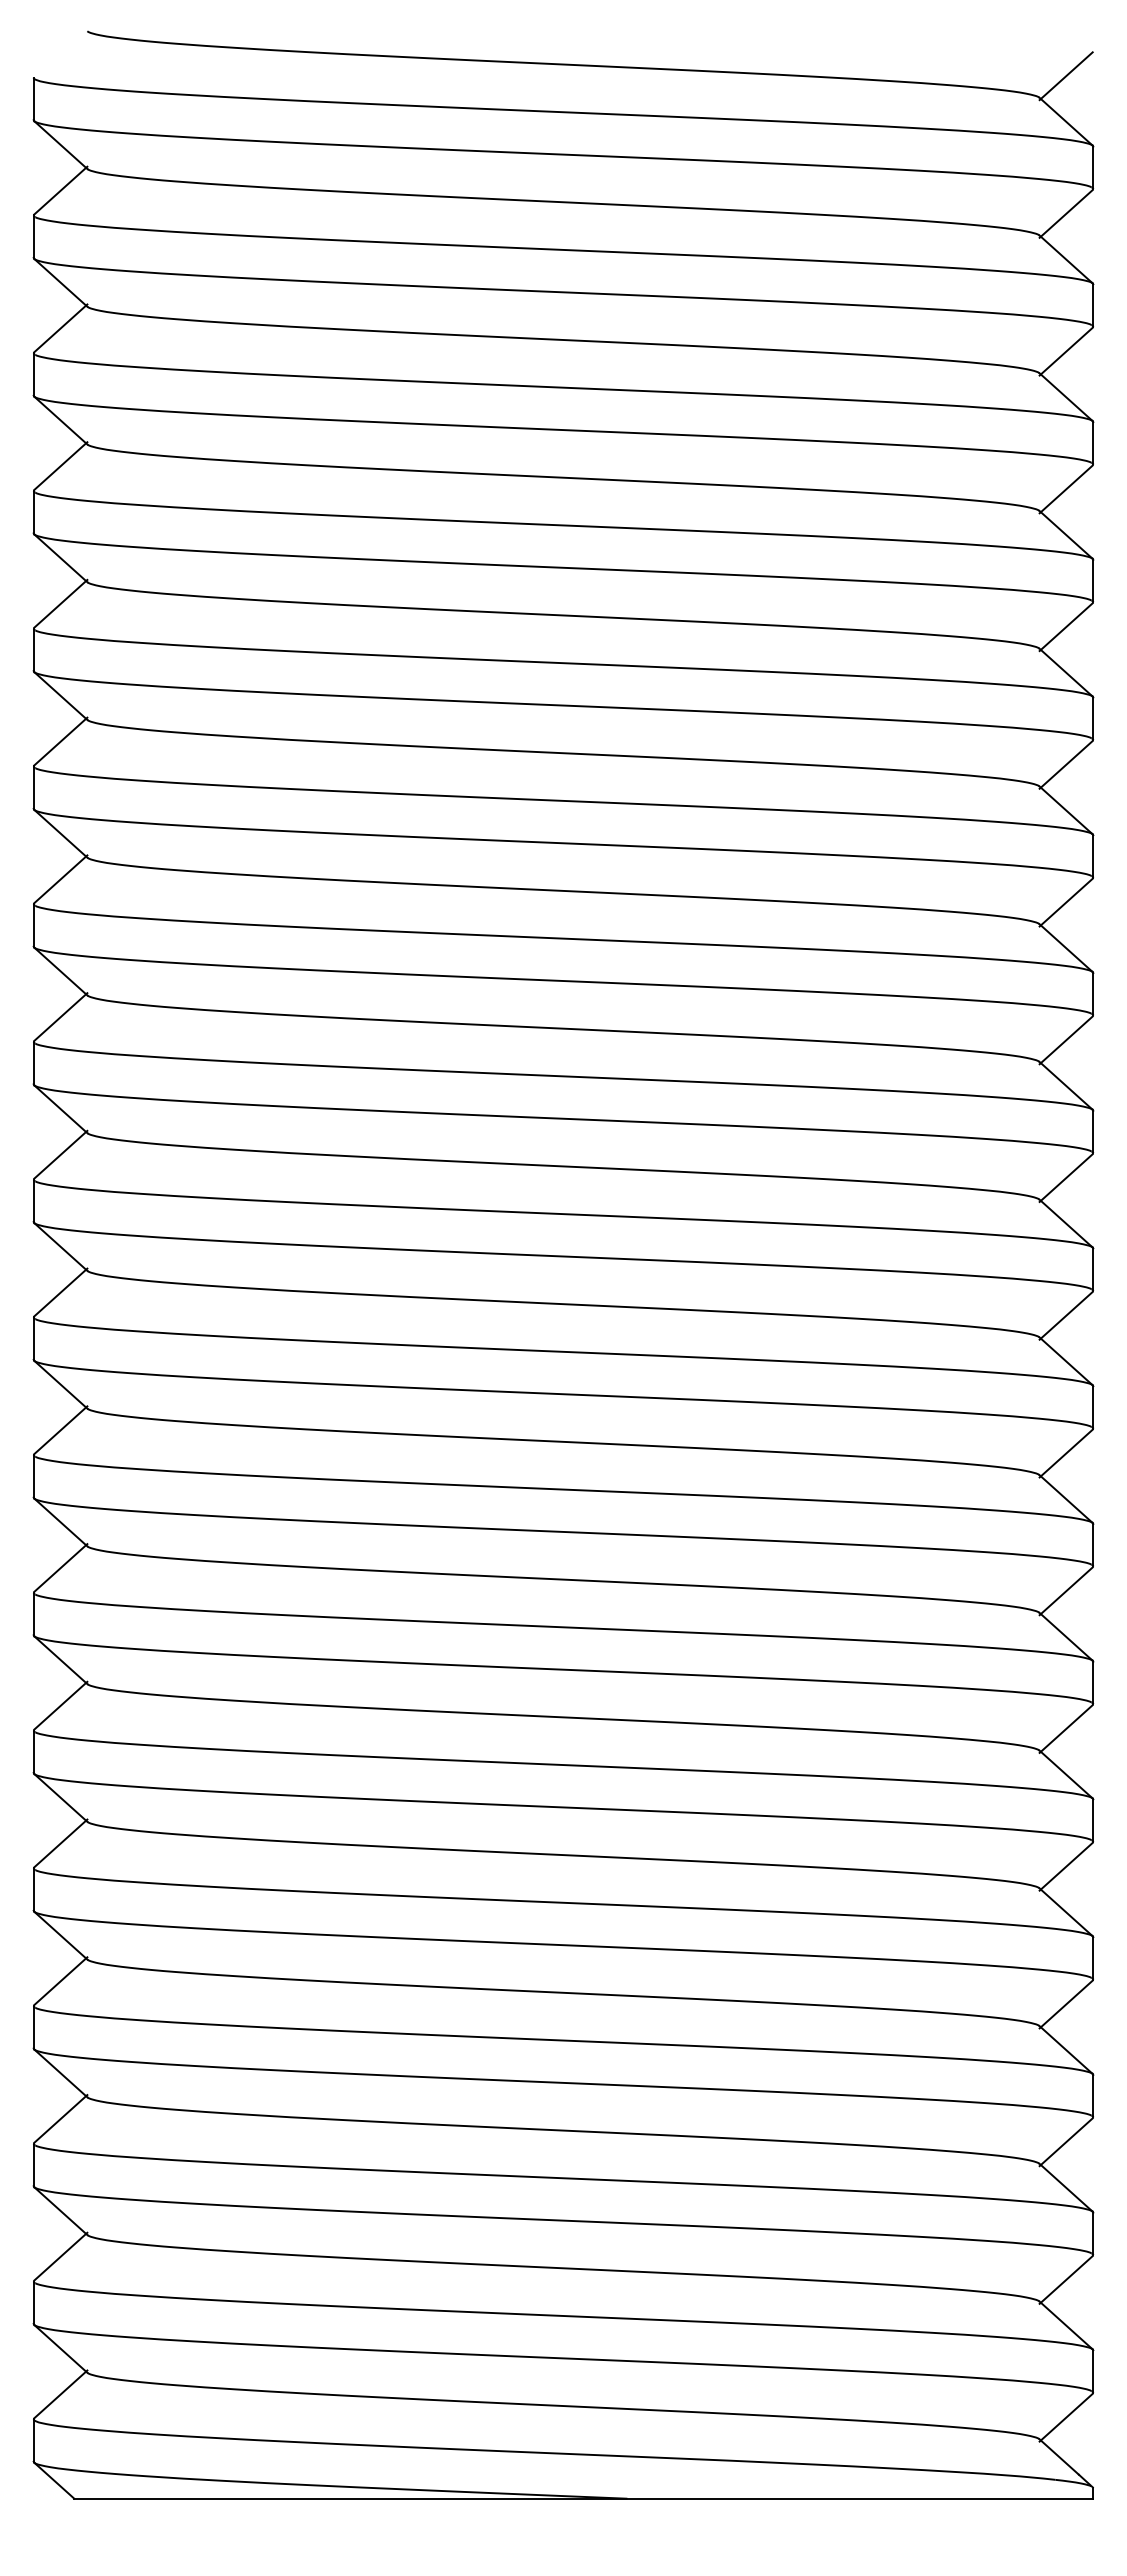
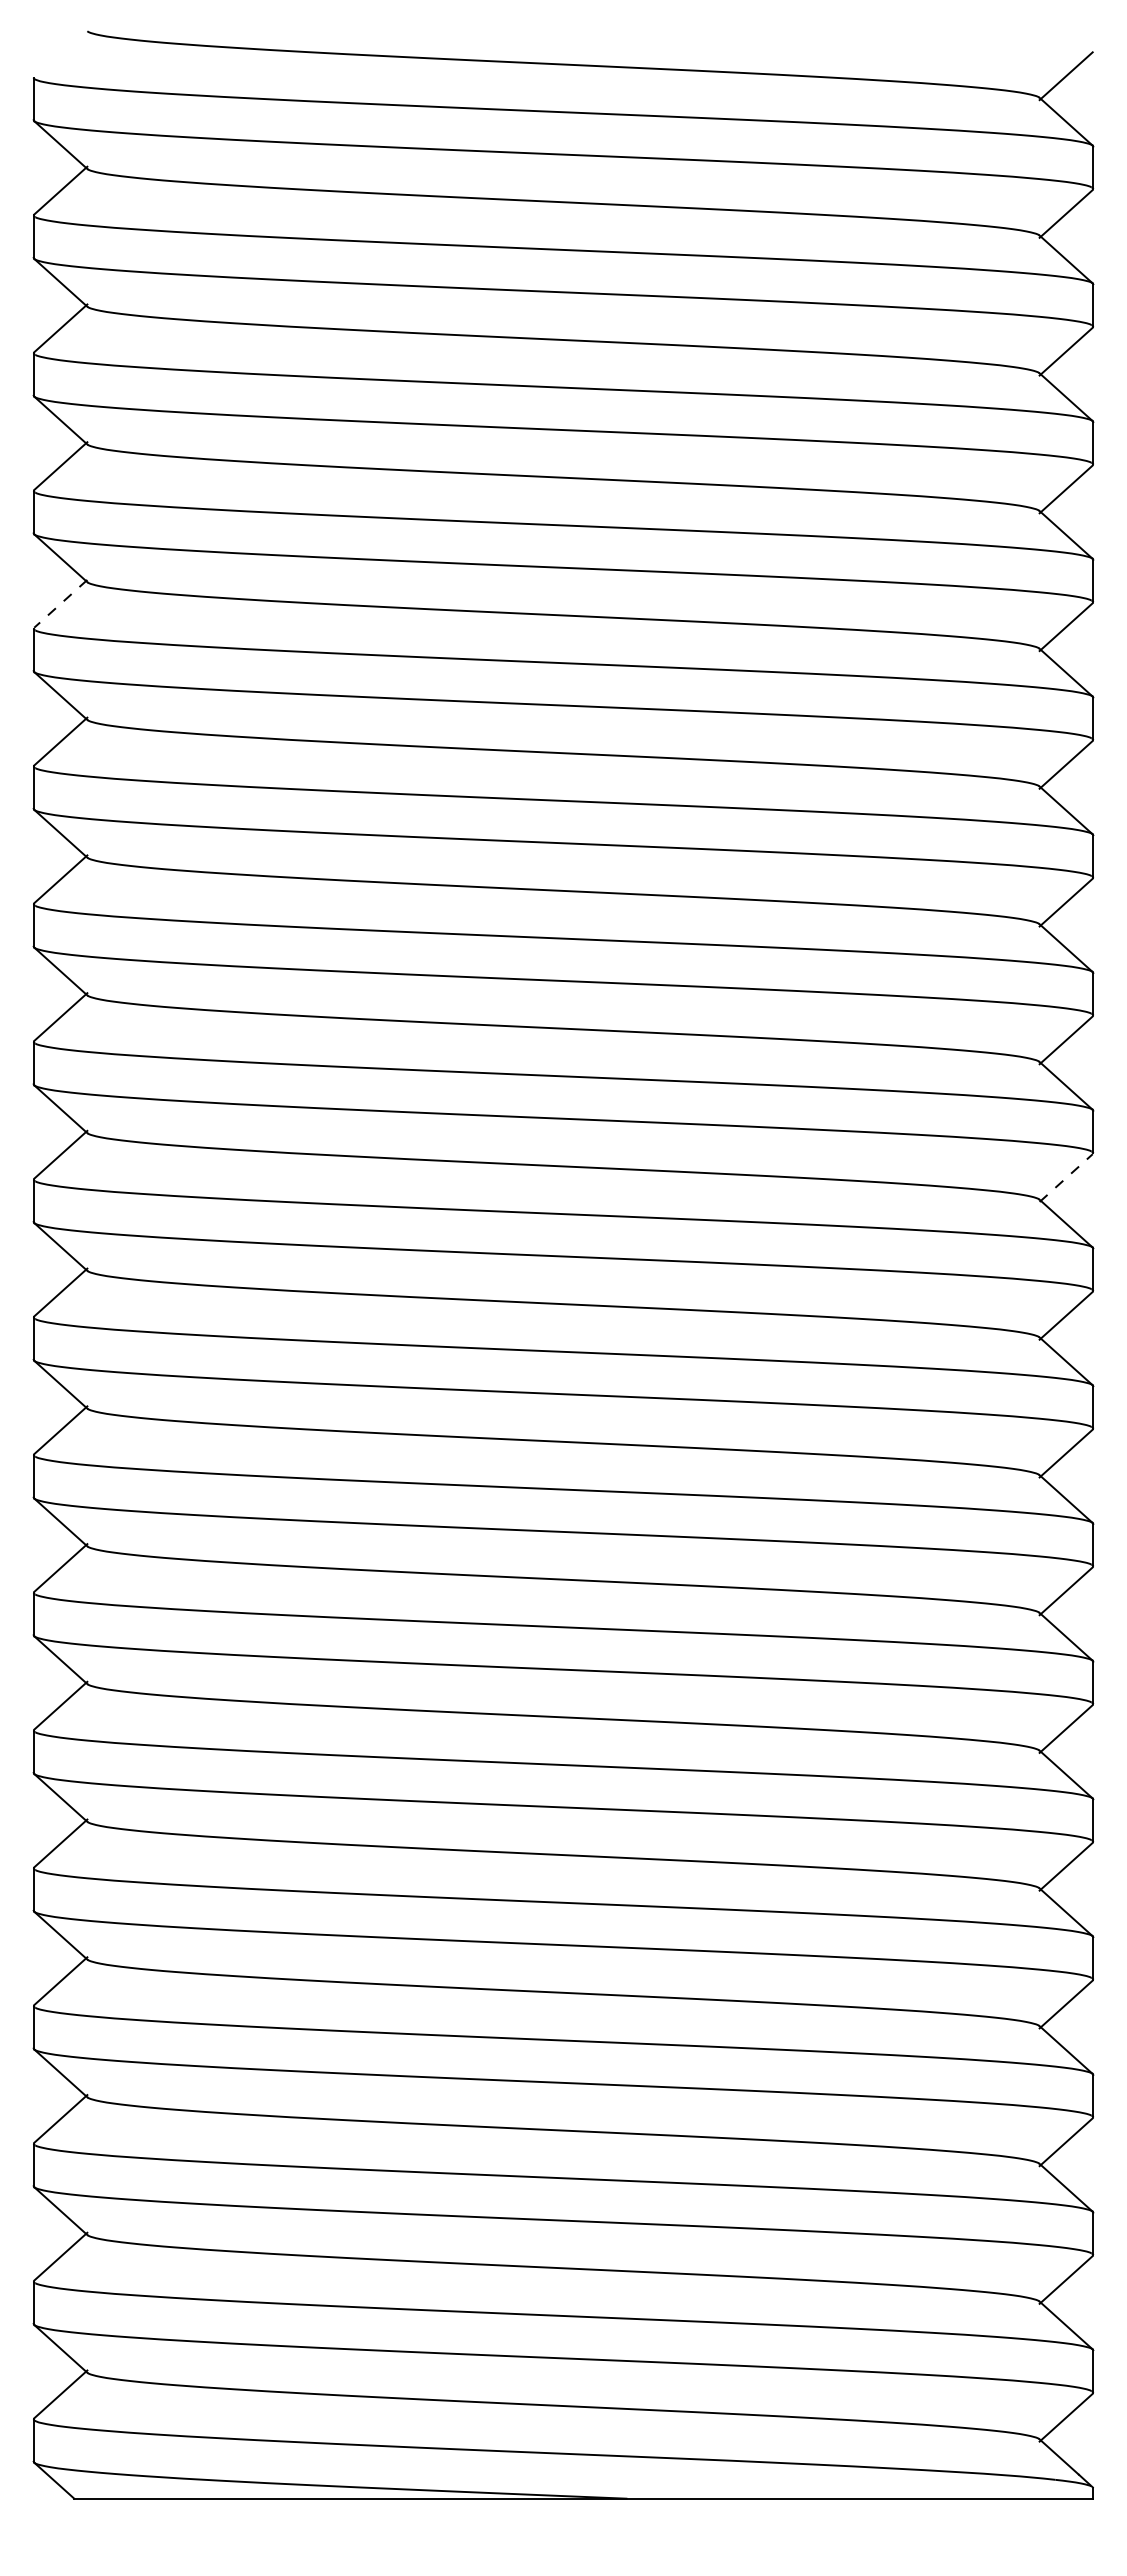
line: solid -> dashed (60, 603)
line: solid -> dashed (1066, 1178)
